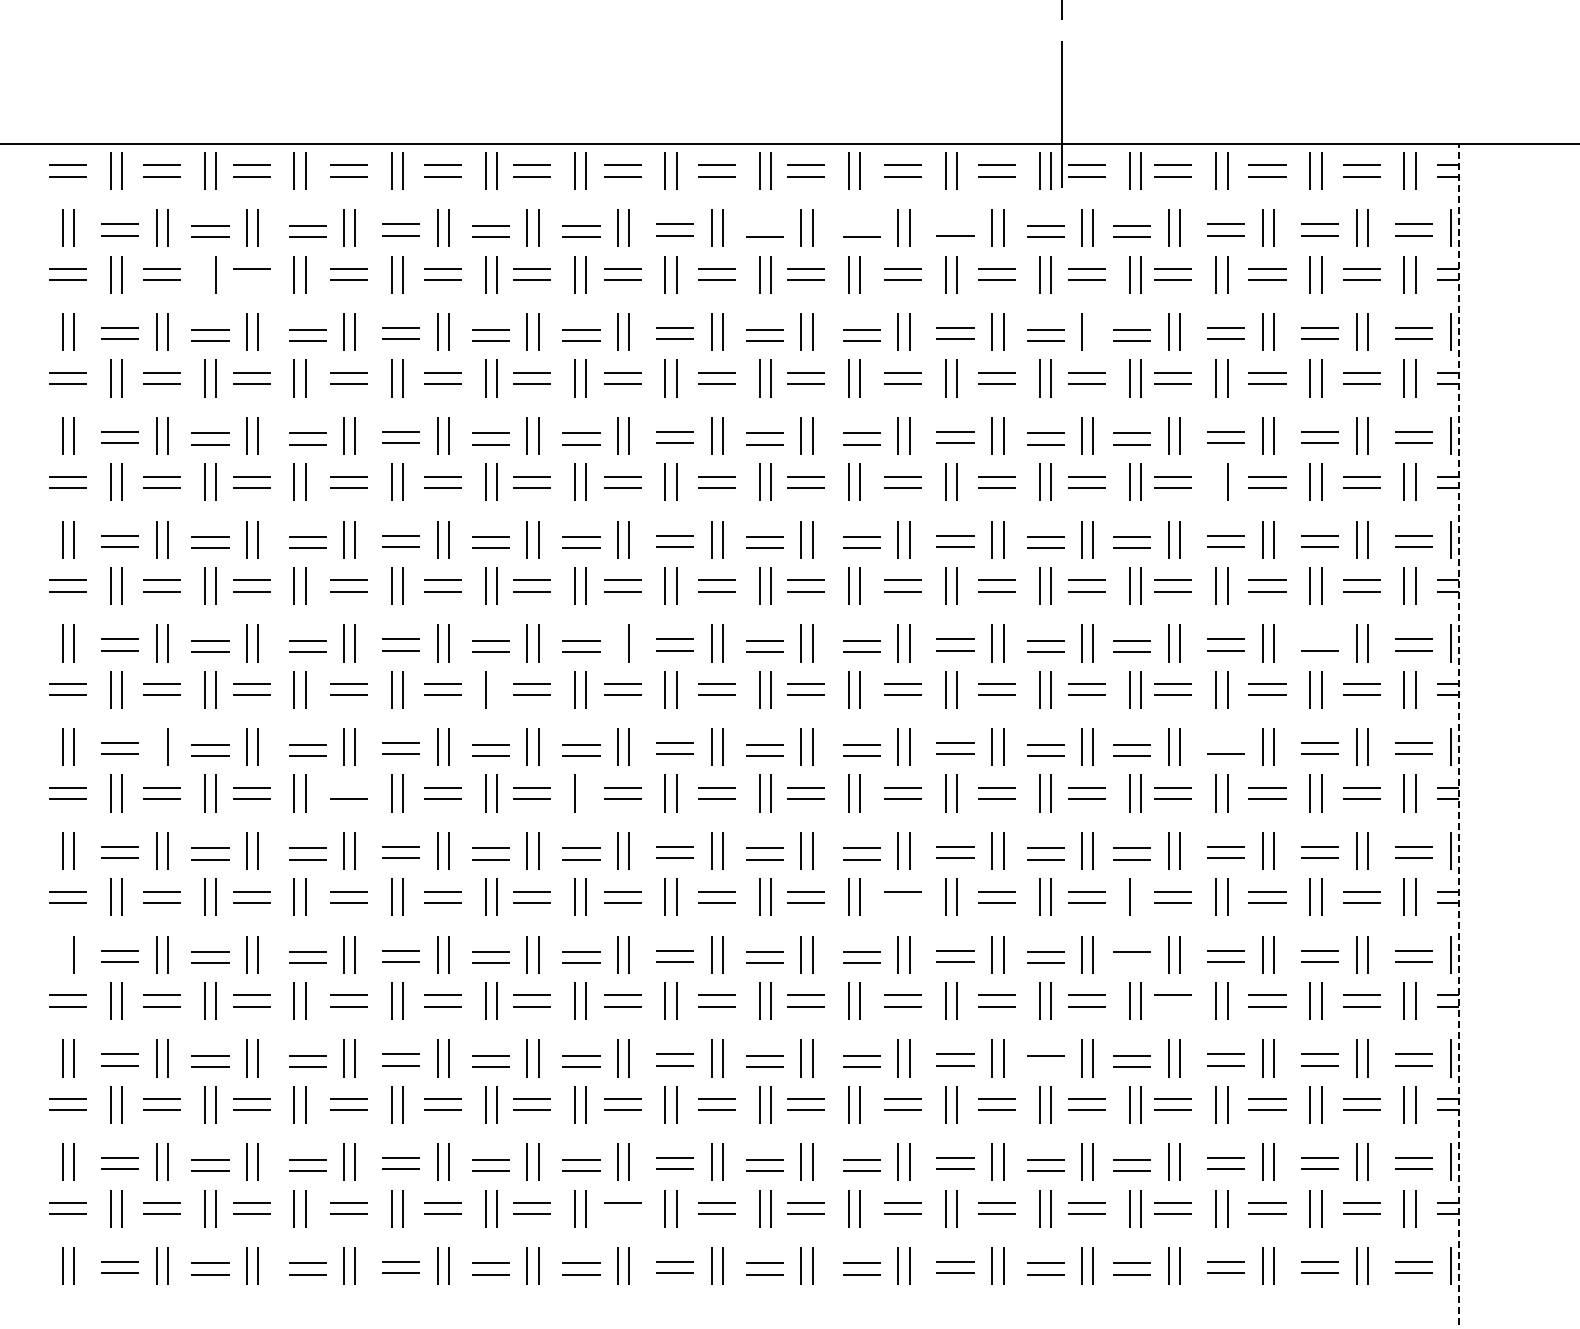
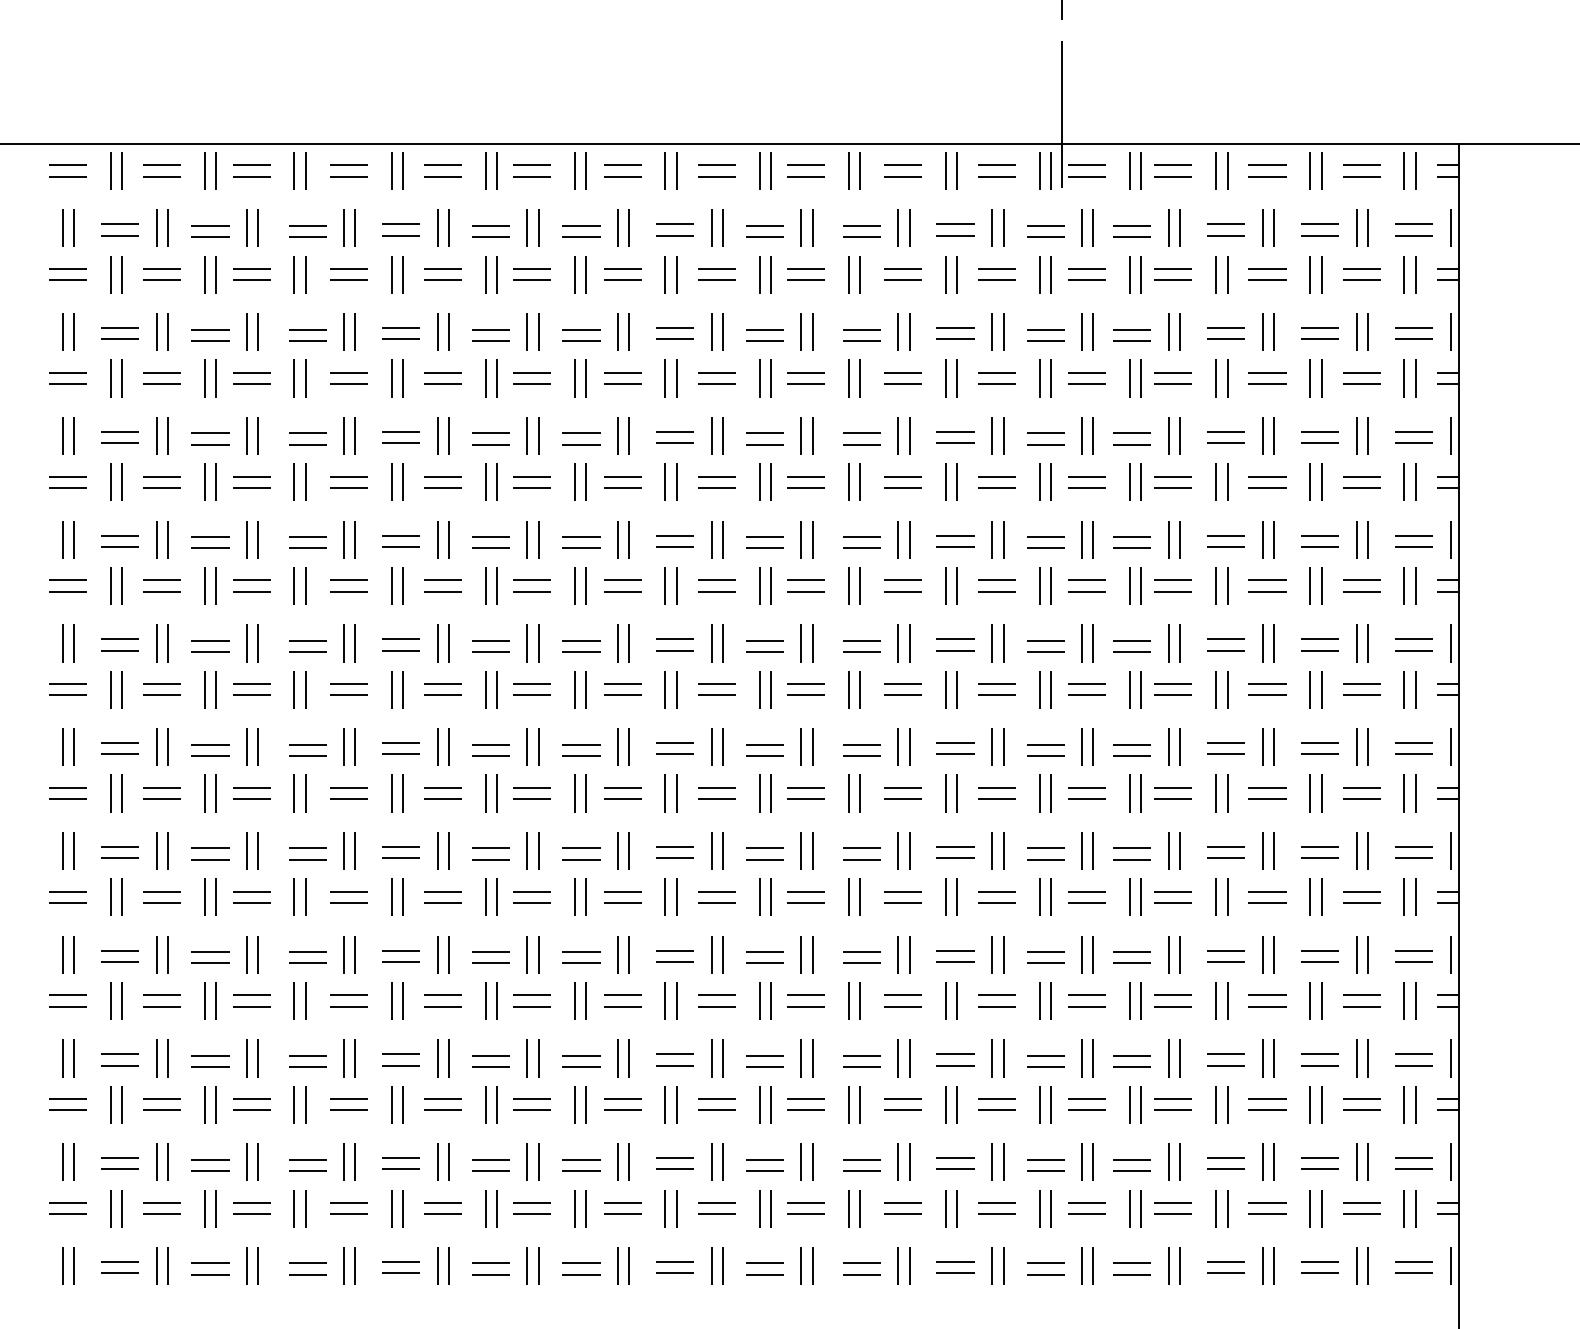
line: none -> present (955, 223)
line: none -> present (764, 225)
line: none -> present (861, 225)
line: none -> present (204, 274)
line: none -> present (251, 279)
line: none -> present (1092, 331)
line: none -> present (1215, 481)
line: none -> present (1319, 638)
line: none -> present (617, 643)
line: none -> present (496, 689)
line: dashed -> solid (1459, 735)
line: none -> present (1225, 742)
line: none -> present (156, 746)
line: none -> present (348, 787)
line: none -> present (585, 793)
line: none -> present (1140, 896)
line: none -> present (902, 902)
line: none -> present (62, 954)
line: none -> present (1131, 962)
line: none -> present (1172, 1006)
line: none -> present (1045, 1066)
line: none -> present (622, 1213)
